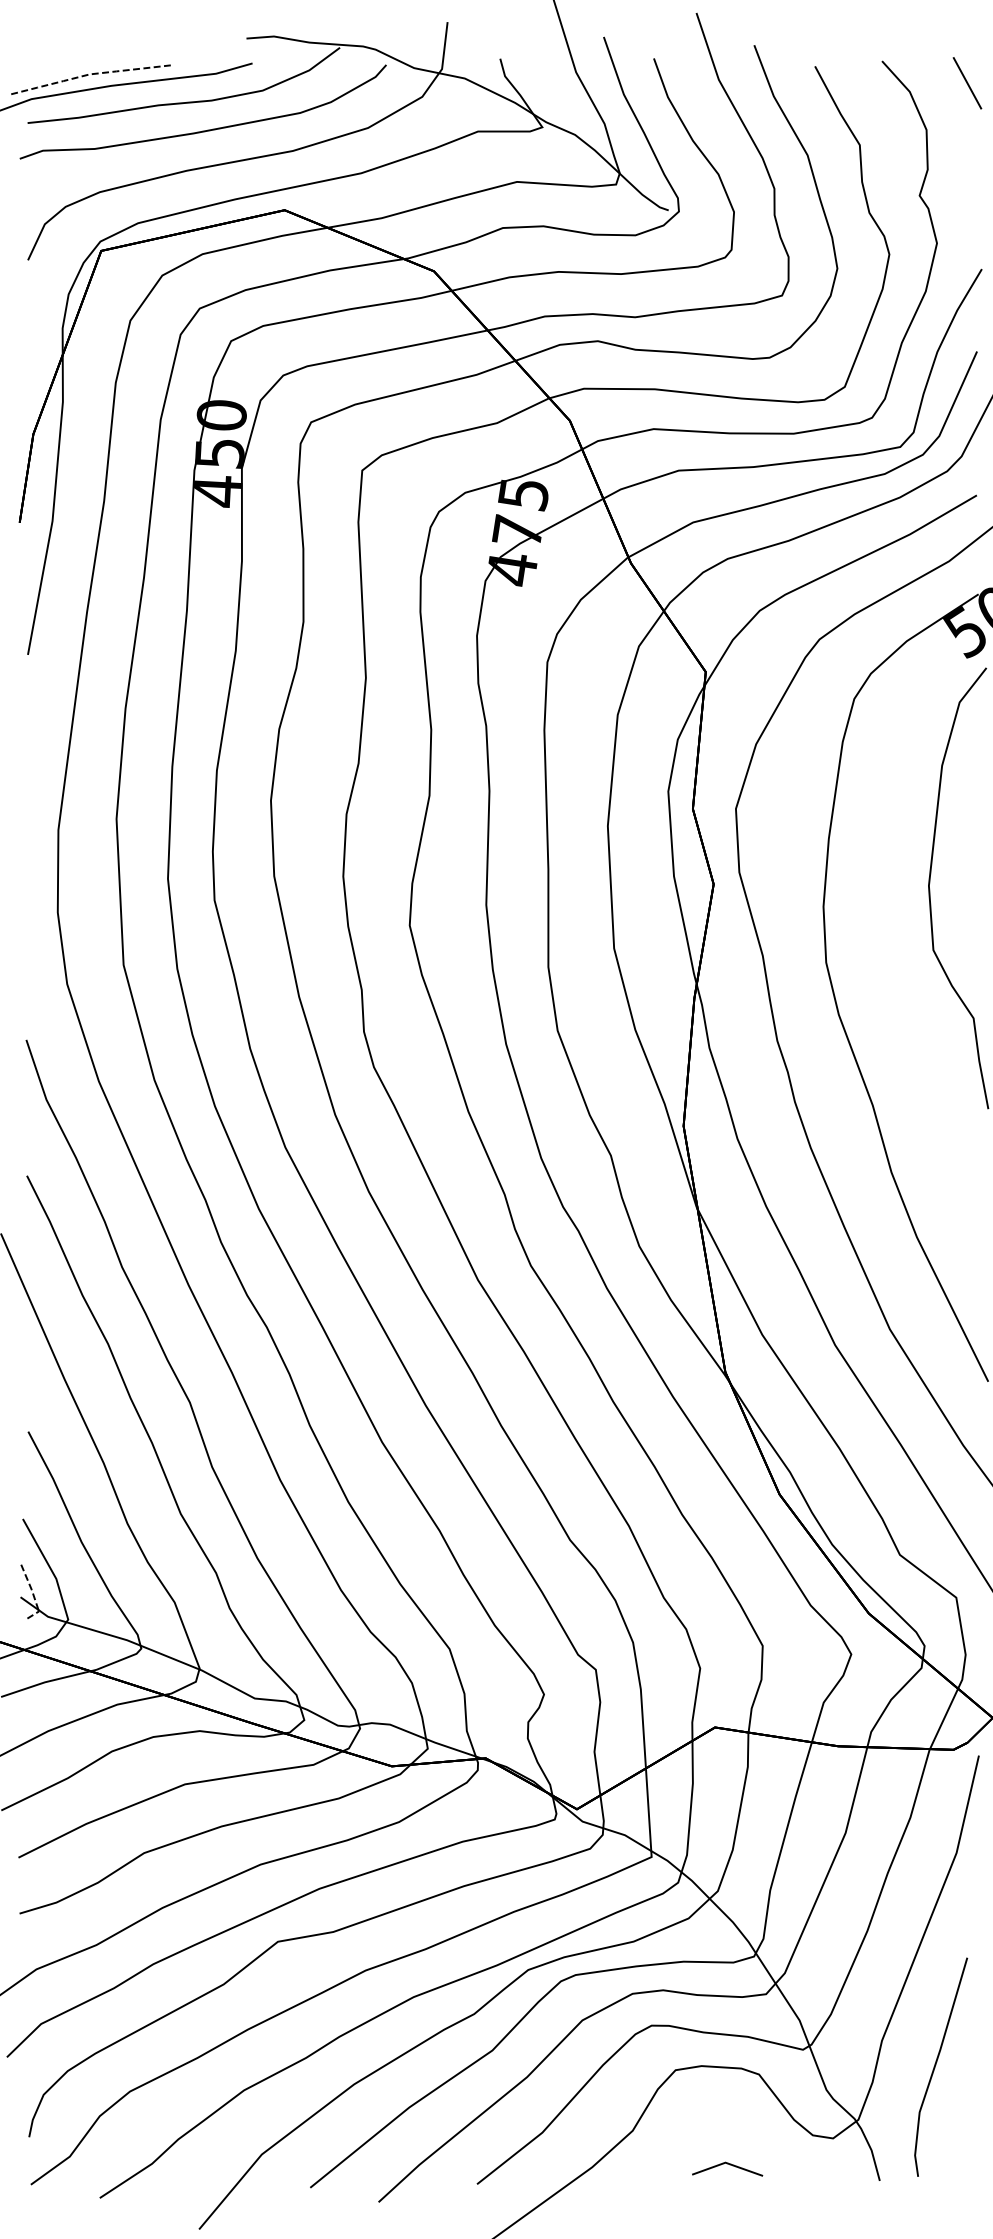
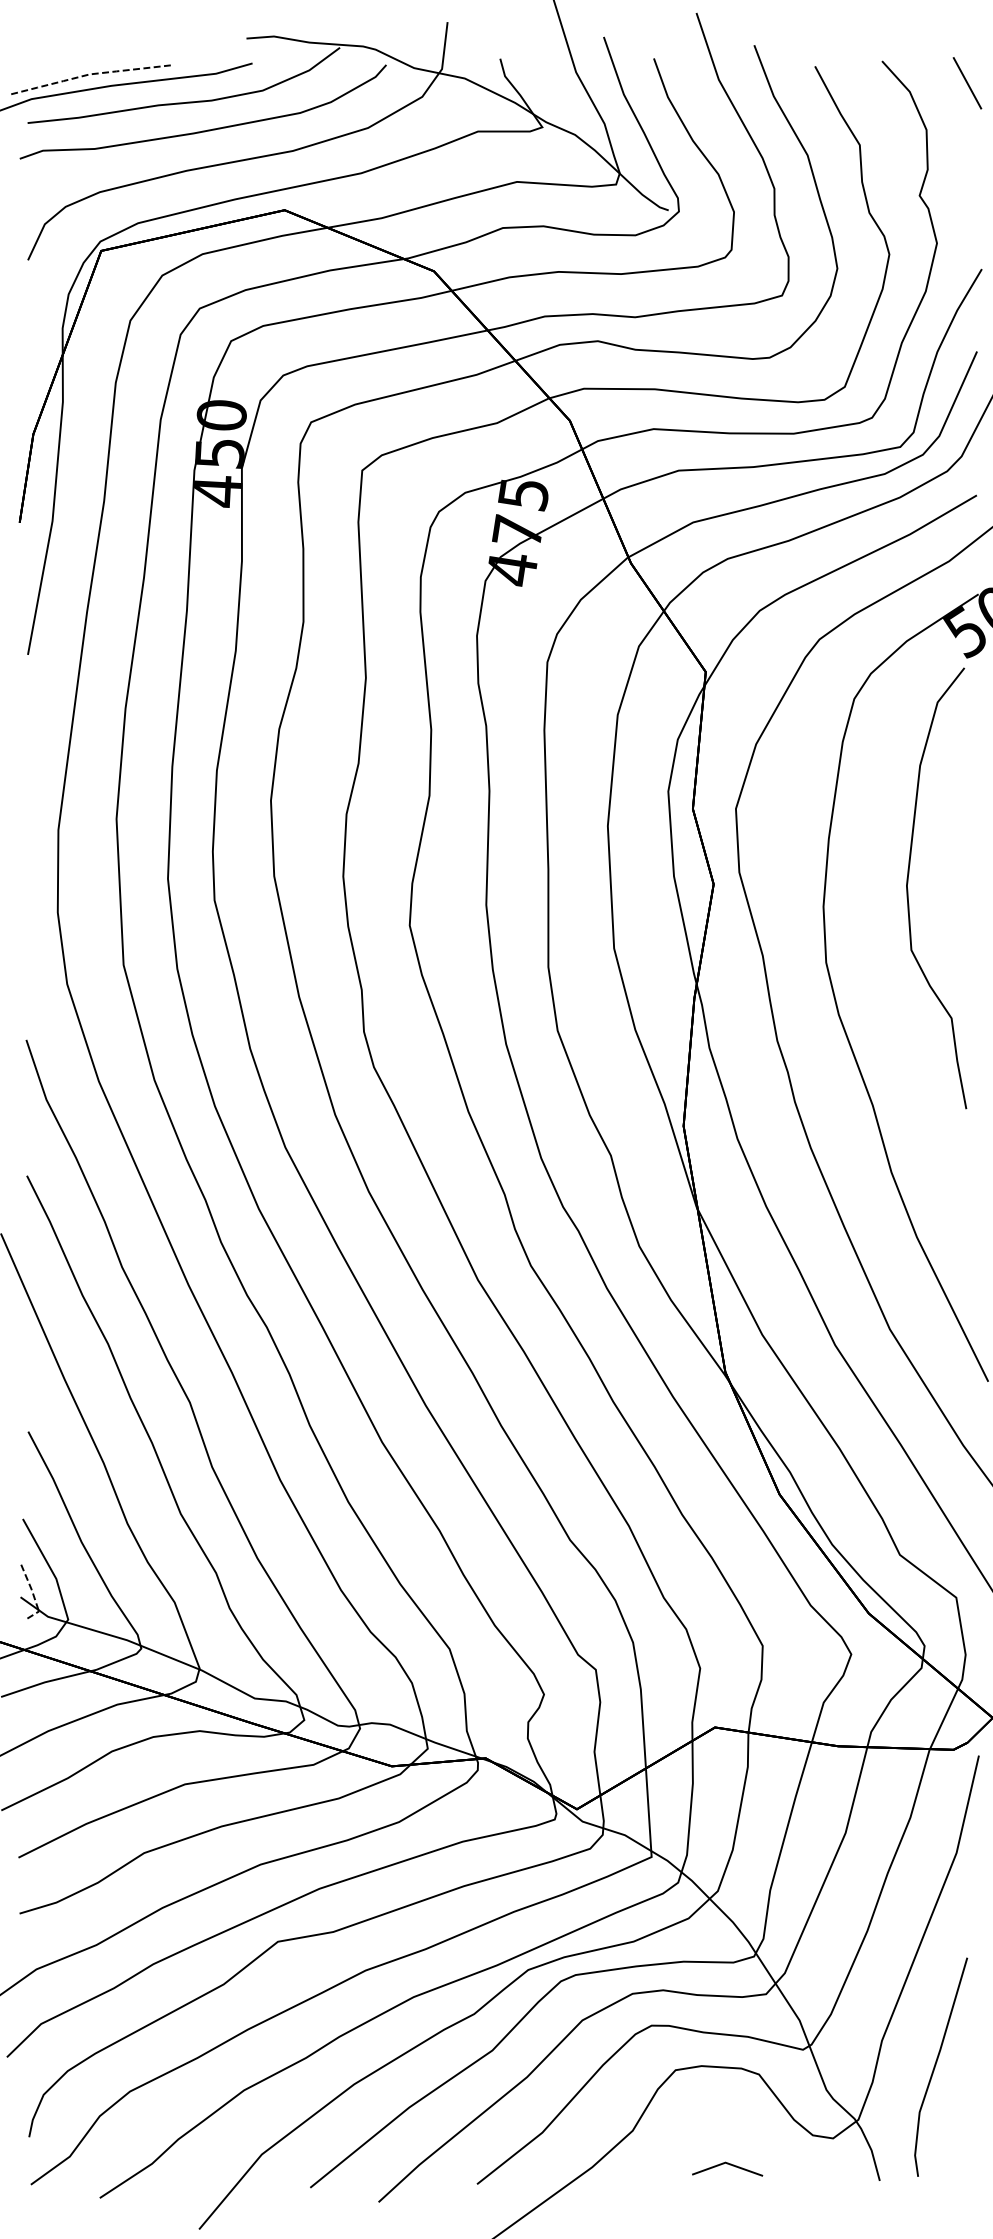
part position: (930, 889) -> (908, 889) (908, 889)
